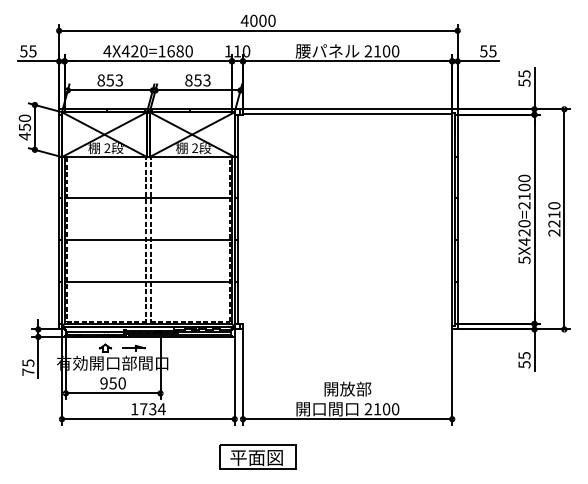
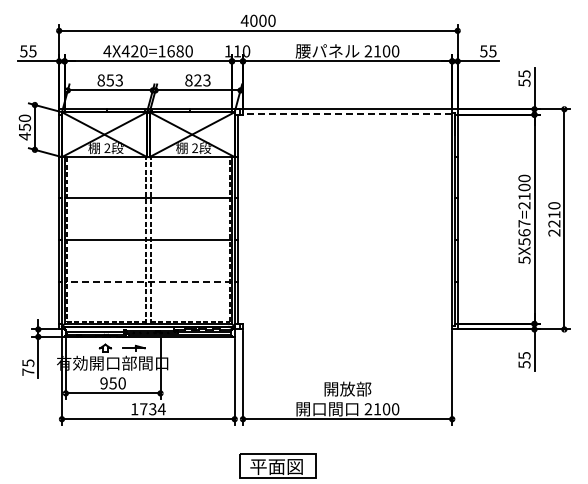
text: 853 -> 823 (197, 80)
line: solid -> dashed (347, 114)
text: 5X420=2100 -> 5X567=2100 (524, 232)
line: solid -> dashed (148, 282)
part position: (257, 456) -> (277, 465) (277, 465)
